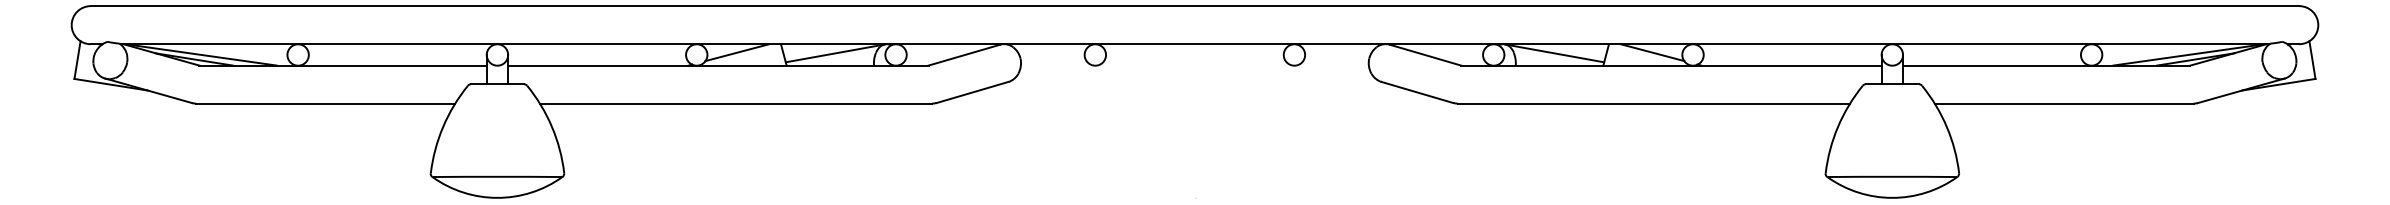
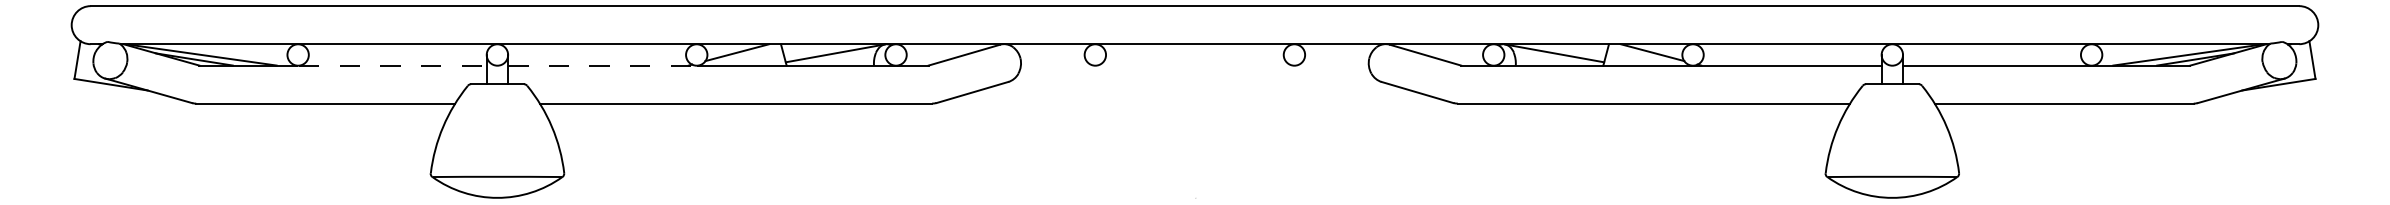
line: solid -> dashed (393, 65)
line: solid -> dashed (601, 65)
